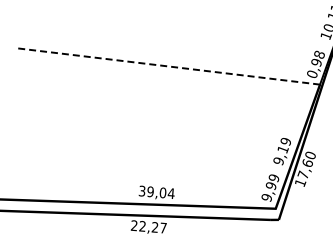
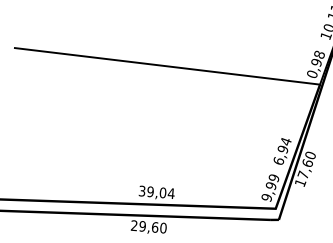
line: dashed -> solid (167, 66)
text: 9,19 -> 6,94 (282, 151)
text: 22,27 -> 29,60 (152, 227)
